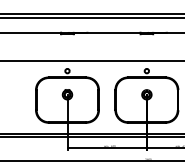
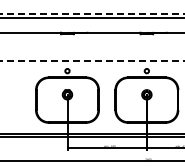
line: solid -> dashed (91, 13)
line: solid -> dashed (91, 61)
